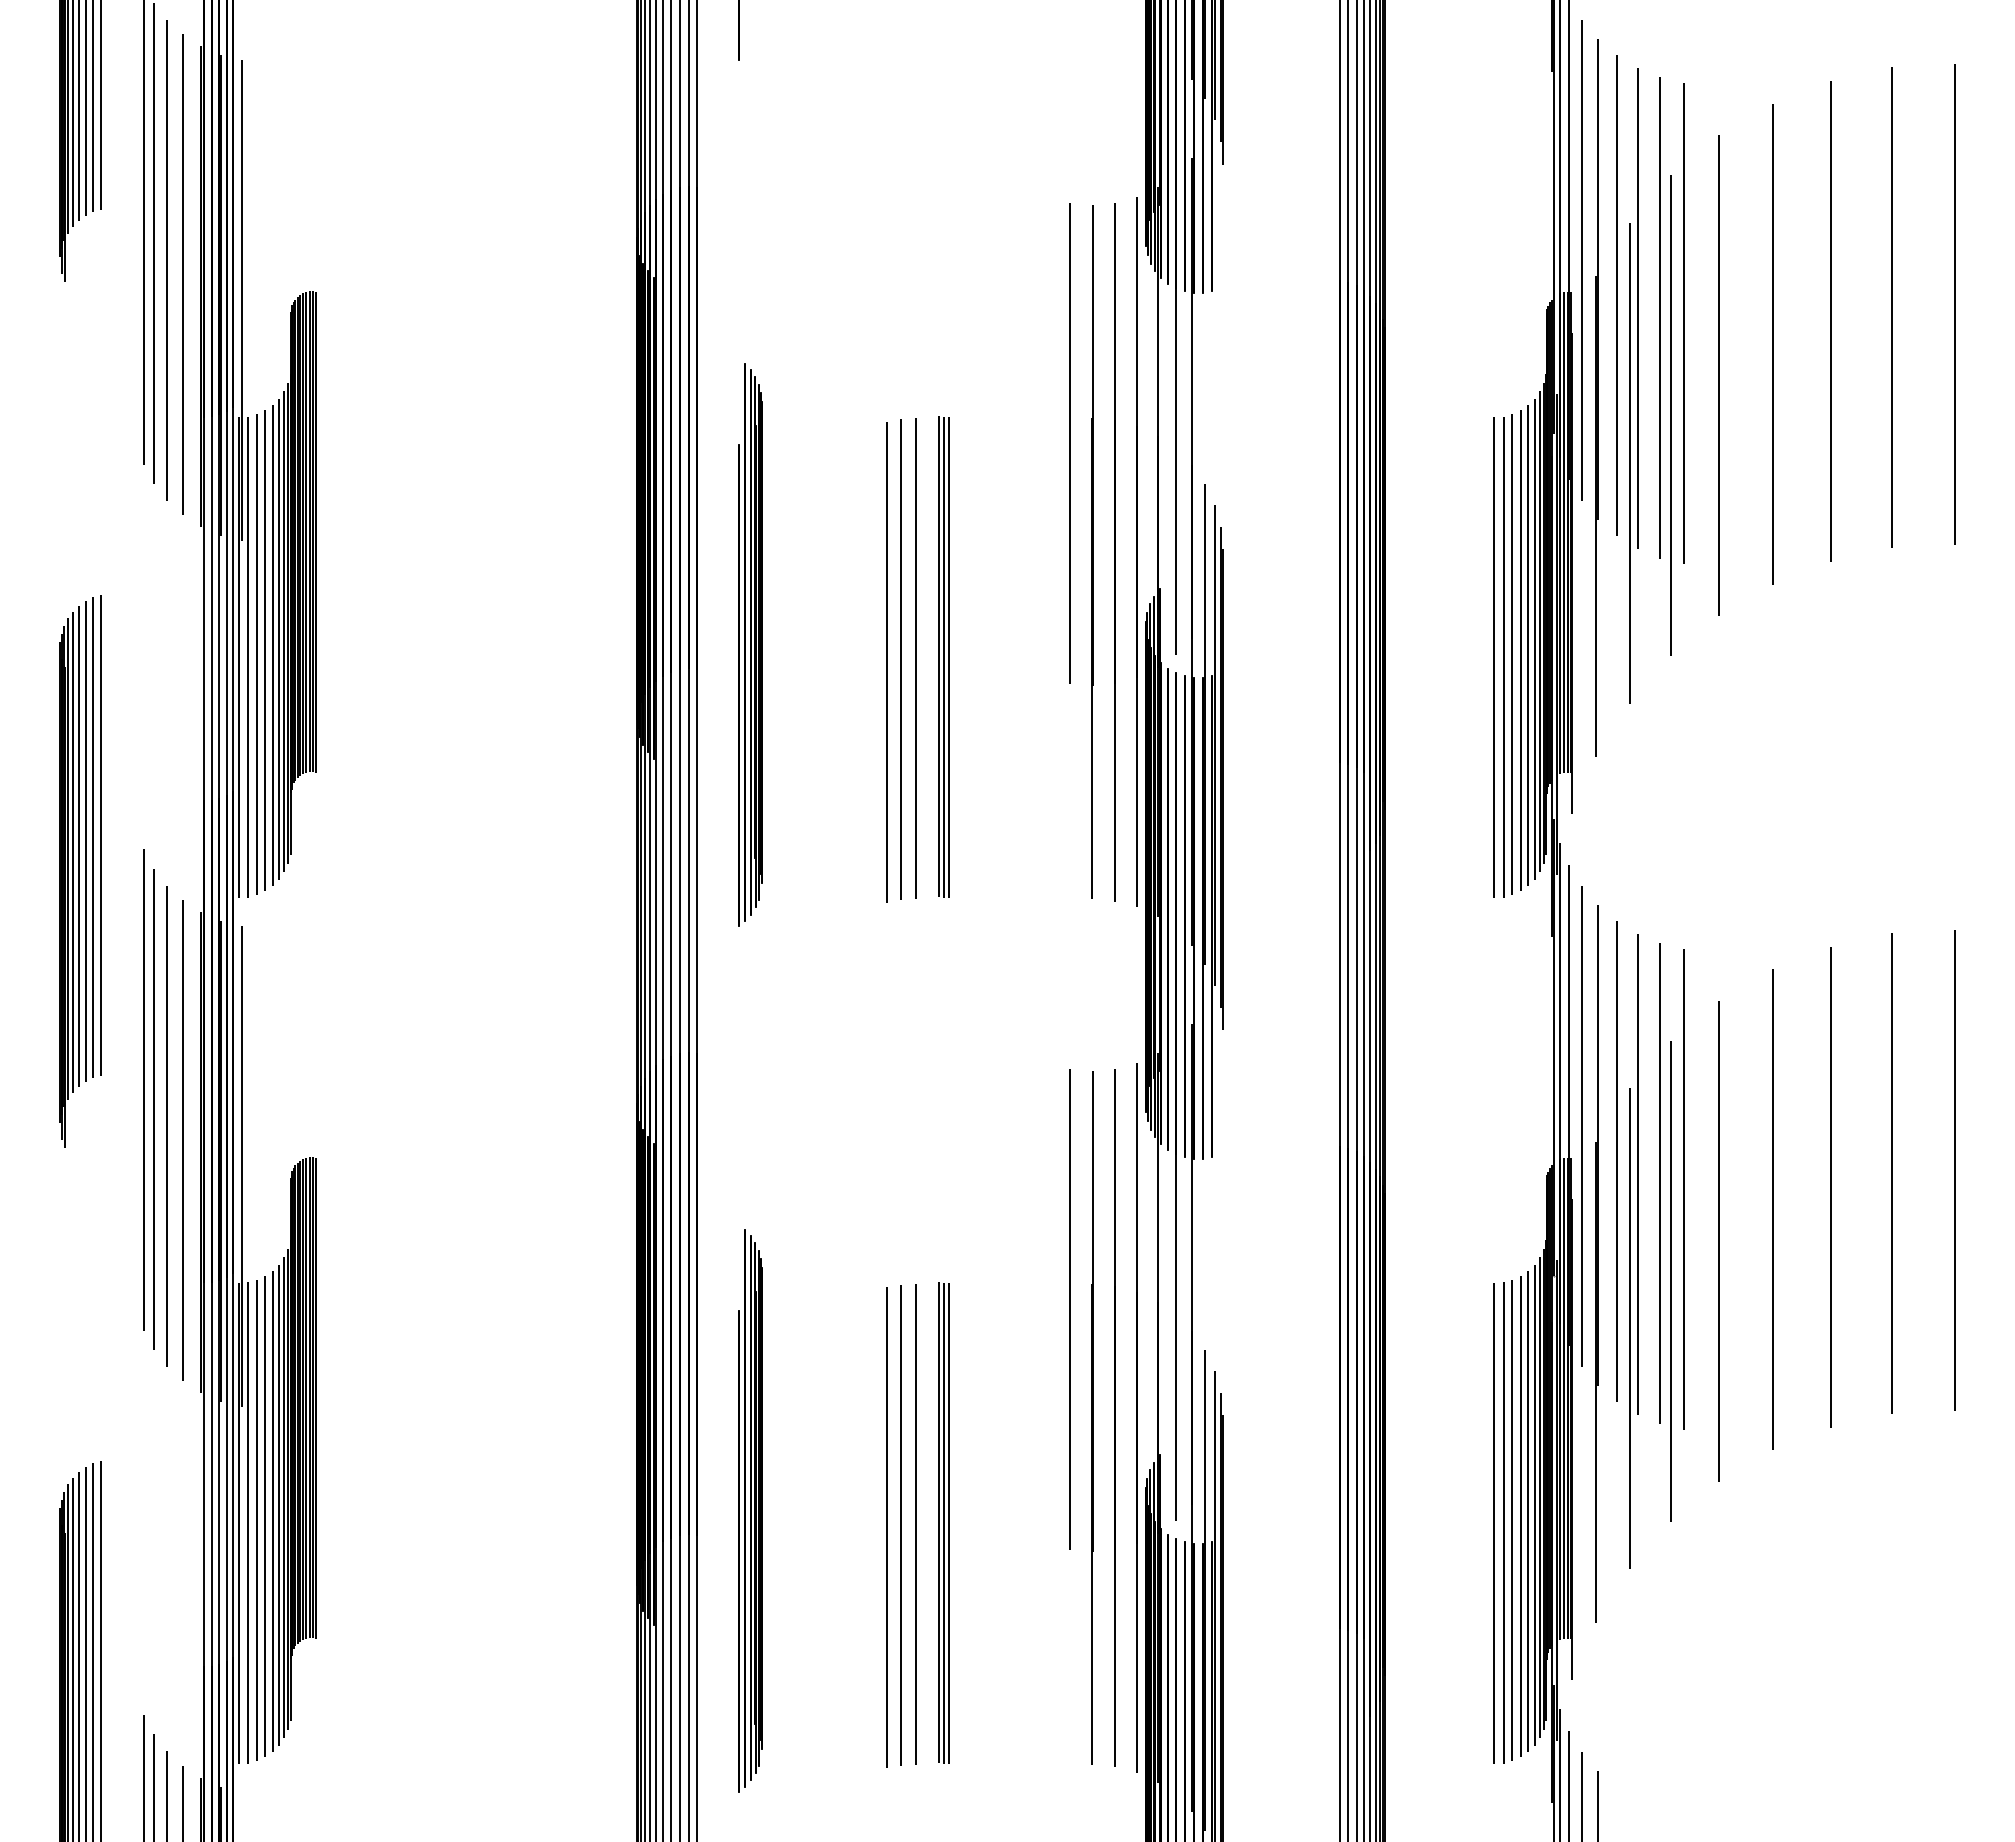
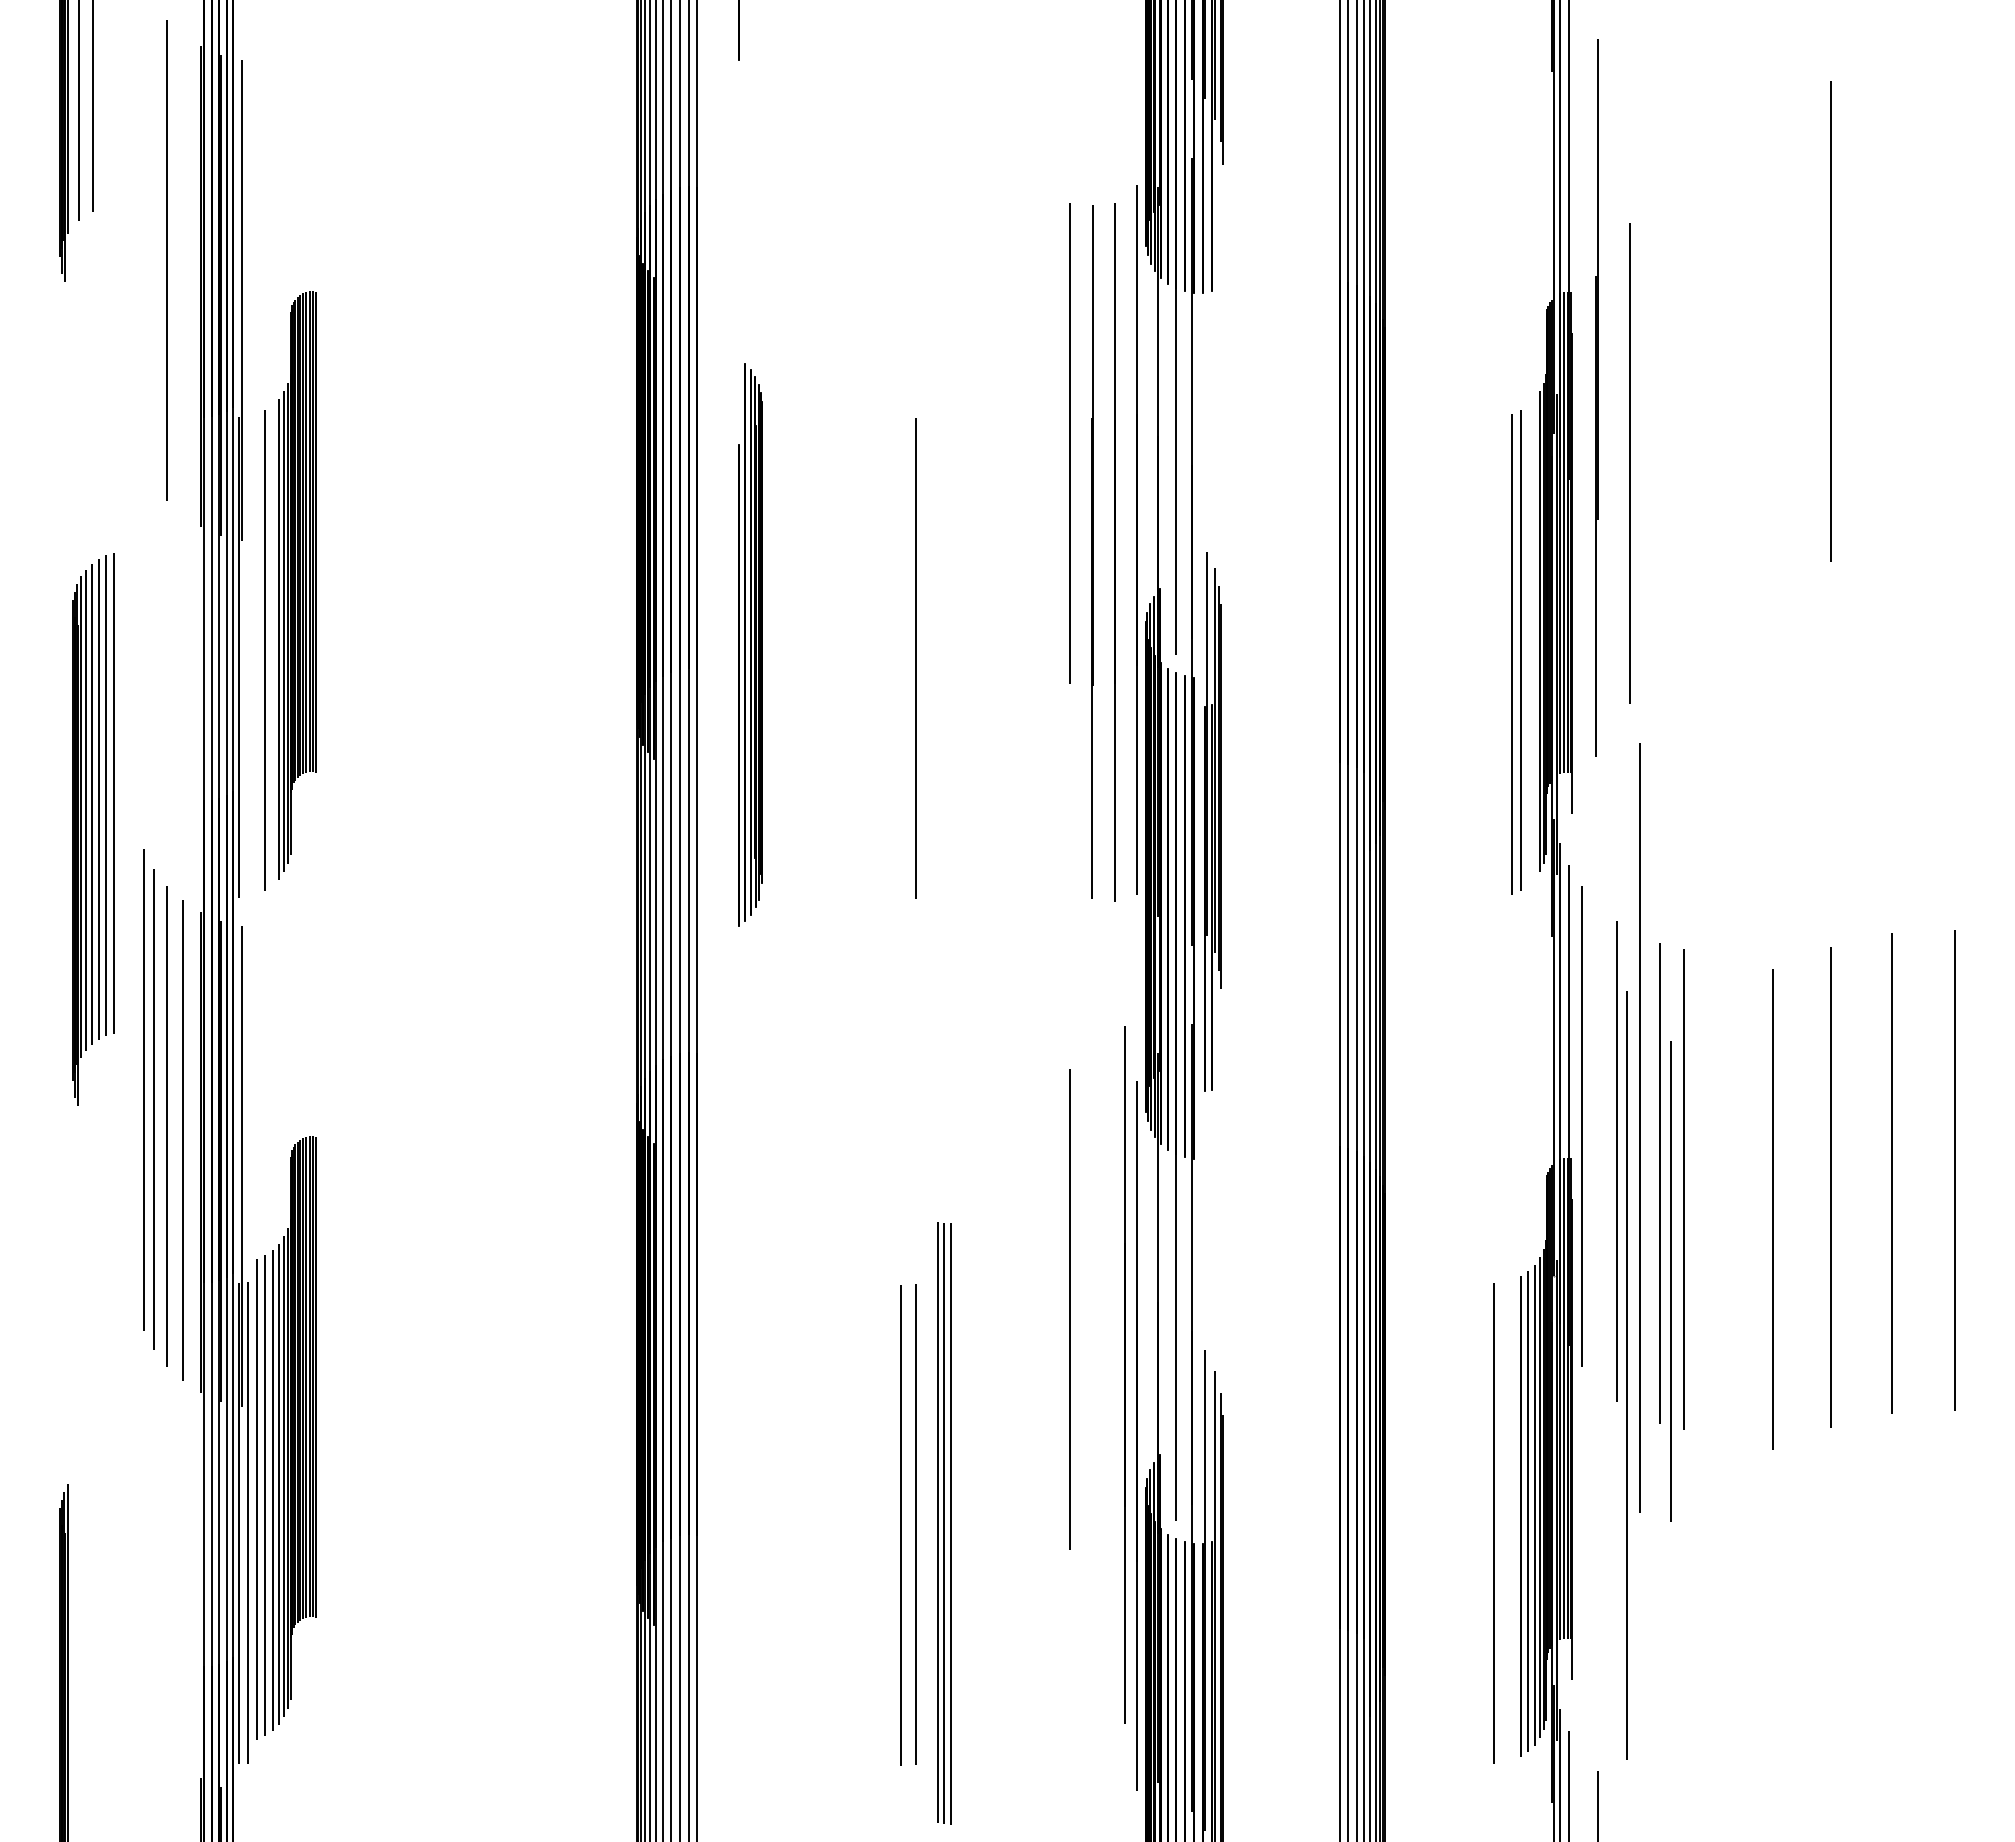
line: present -> none (101, 105)
line: present -> none (85, 109)
line: present -> none (73, 114)
line: present -> none (144, 233)
line: present -> none (154, 242)
line: present -> none (1582, 260)
line: present -> none (183, 274)
line: present -> none (1616, 295)
line: present -> none (1954, 303)
line: present -> none (1891, 307)
line: present -> none (1637, 308)
line: present -> none (1660, 317)
line: present -> none (1684, 323)
line: present -> none (1772, 343)
line: present -> none (1718, 375)
line: present -> none (1670, 415)
line position: (1136, 551) -> (1136, 539) (1136, 539)
line: present -> none (1534, 638)
line: present -> none (272, 645)
line: present -> none (1528, 645)
line: present -> none (256, 654)
line: present -> none (248, 656)
part: present -> none (943, 656)
line: present -> none (1503, 656)
line: present -> none (1493, 657)
line: present -> none (901, 659)
line: present -> none (887, 661)
part size: 22x676 px -> 18x540 px (1212, 821)
part position: (80, 871) -> (93, 829) (93, 829)
line: present -> none (1718, 1241)
part size: 10x635 px -> 15x1017 px (1633, 1251)
part: present -> none (1596, 1263)
line: present -> none (1092, 1417)
line position: (1114, 1417) -> (1124, 1374) (1124, 1374)
line position: (1136, 1417) -> (1136, 1435) (1136, 1435)
part position: (286, 1458) -> (286, 1437) (286, 1437)
part: present -> none (750, 1510)
part: present -> none (1507, 1521)
part size: 12x482 px -> 15x603 px (944, 1523)
line: present -> none (887, 1527)
line: present -> none (101, 1649)
line: present -> none (93, 1650)
line: present -> none (85, 1652)
line: present -> none (79, 1654)
line: present -> none (73, 1657)
line: present -> none (144, 1776)
line: present -> none (154, 1786)
line: present -> none (167, 1794)
line: present -> none (1582, 1795)
line: present -> none (183, 1802)
